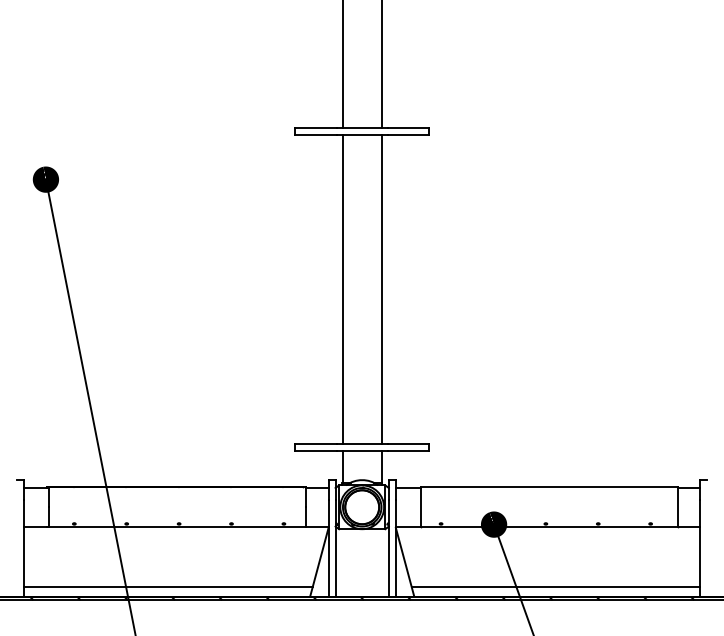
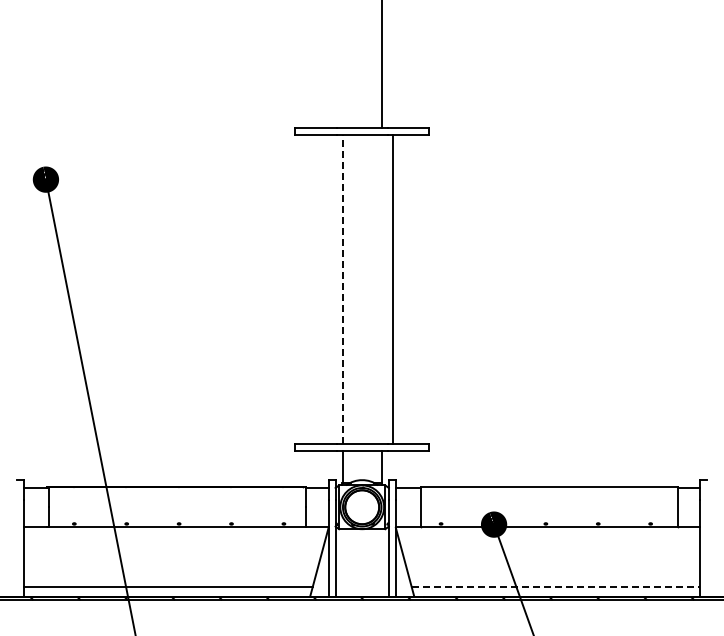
line: present -> none (342, 65)
line: solid -> dashed (342, 289)
line position: (381, 289) -> (392, 289) (392, 289)
line: solid -> dashed (556, 586)
